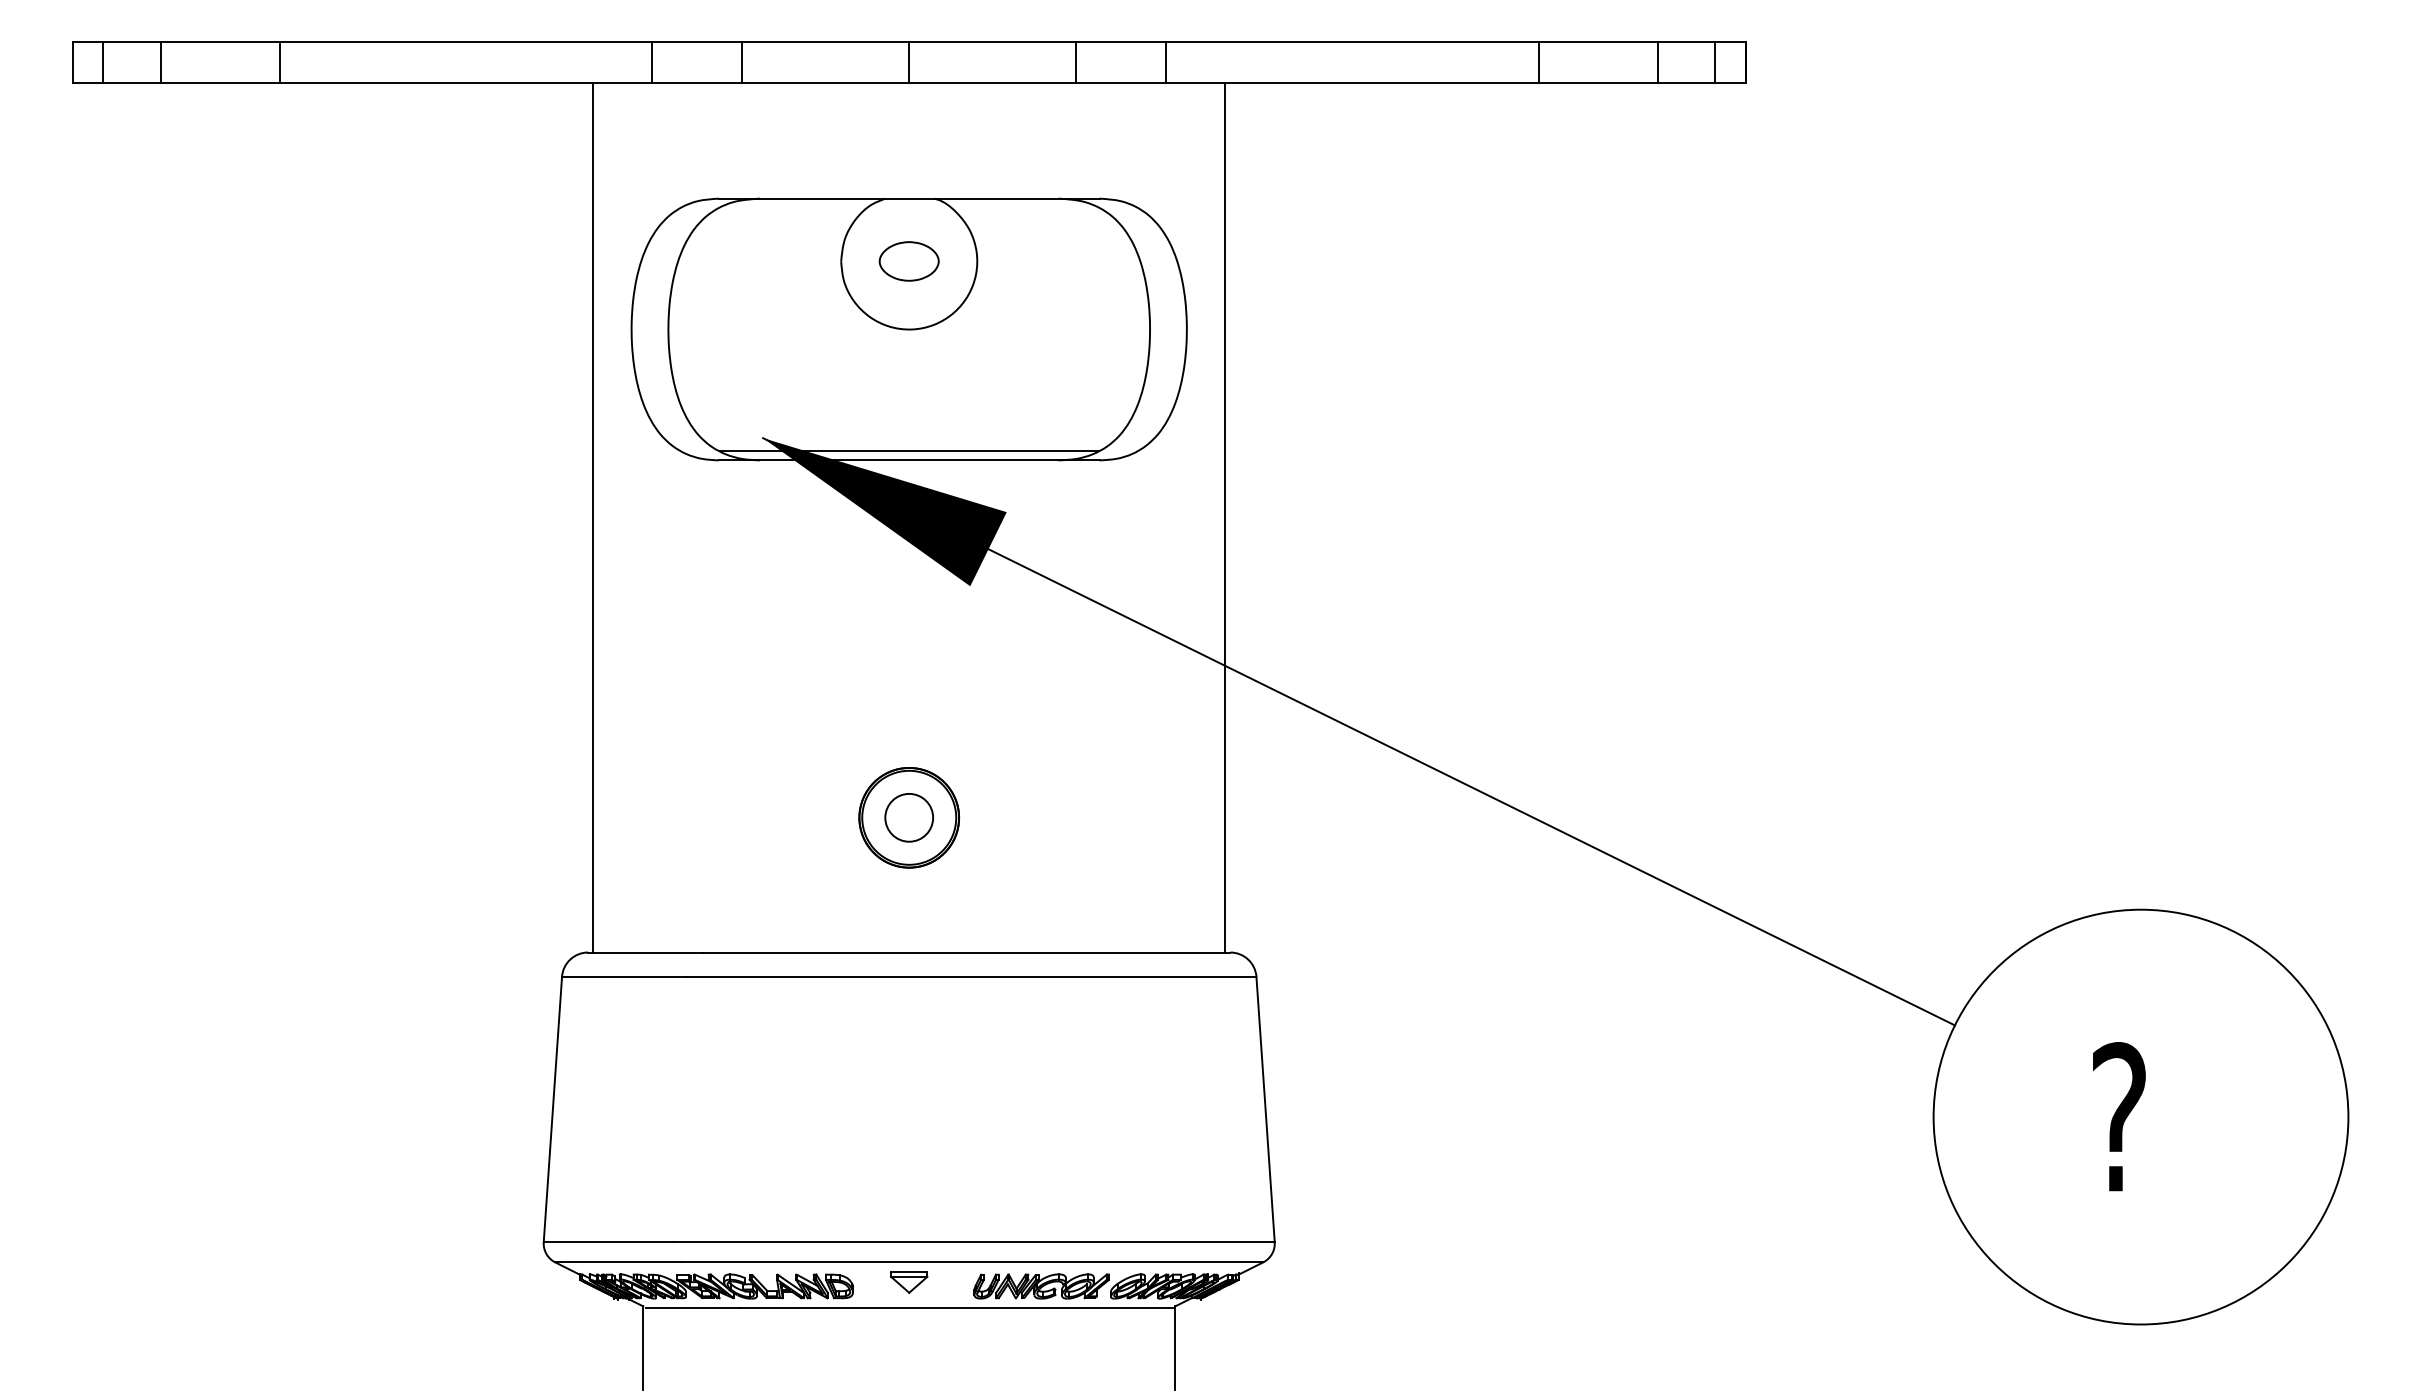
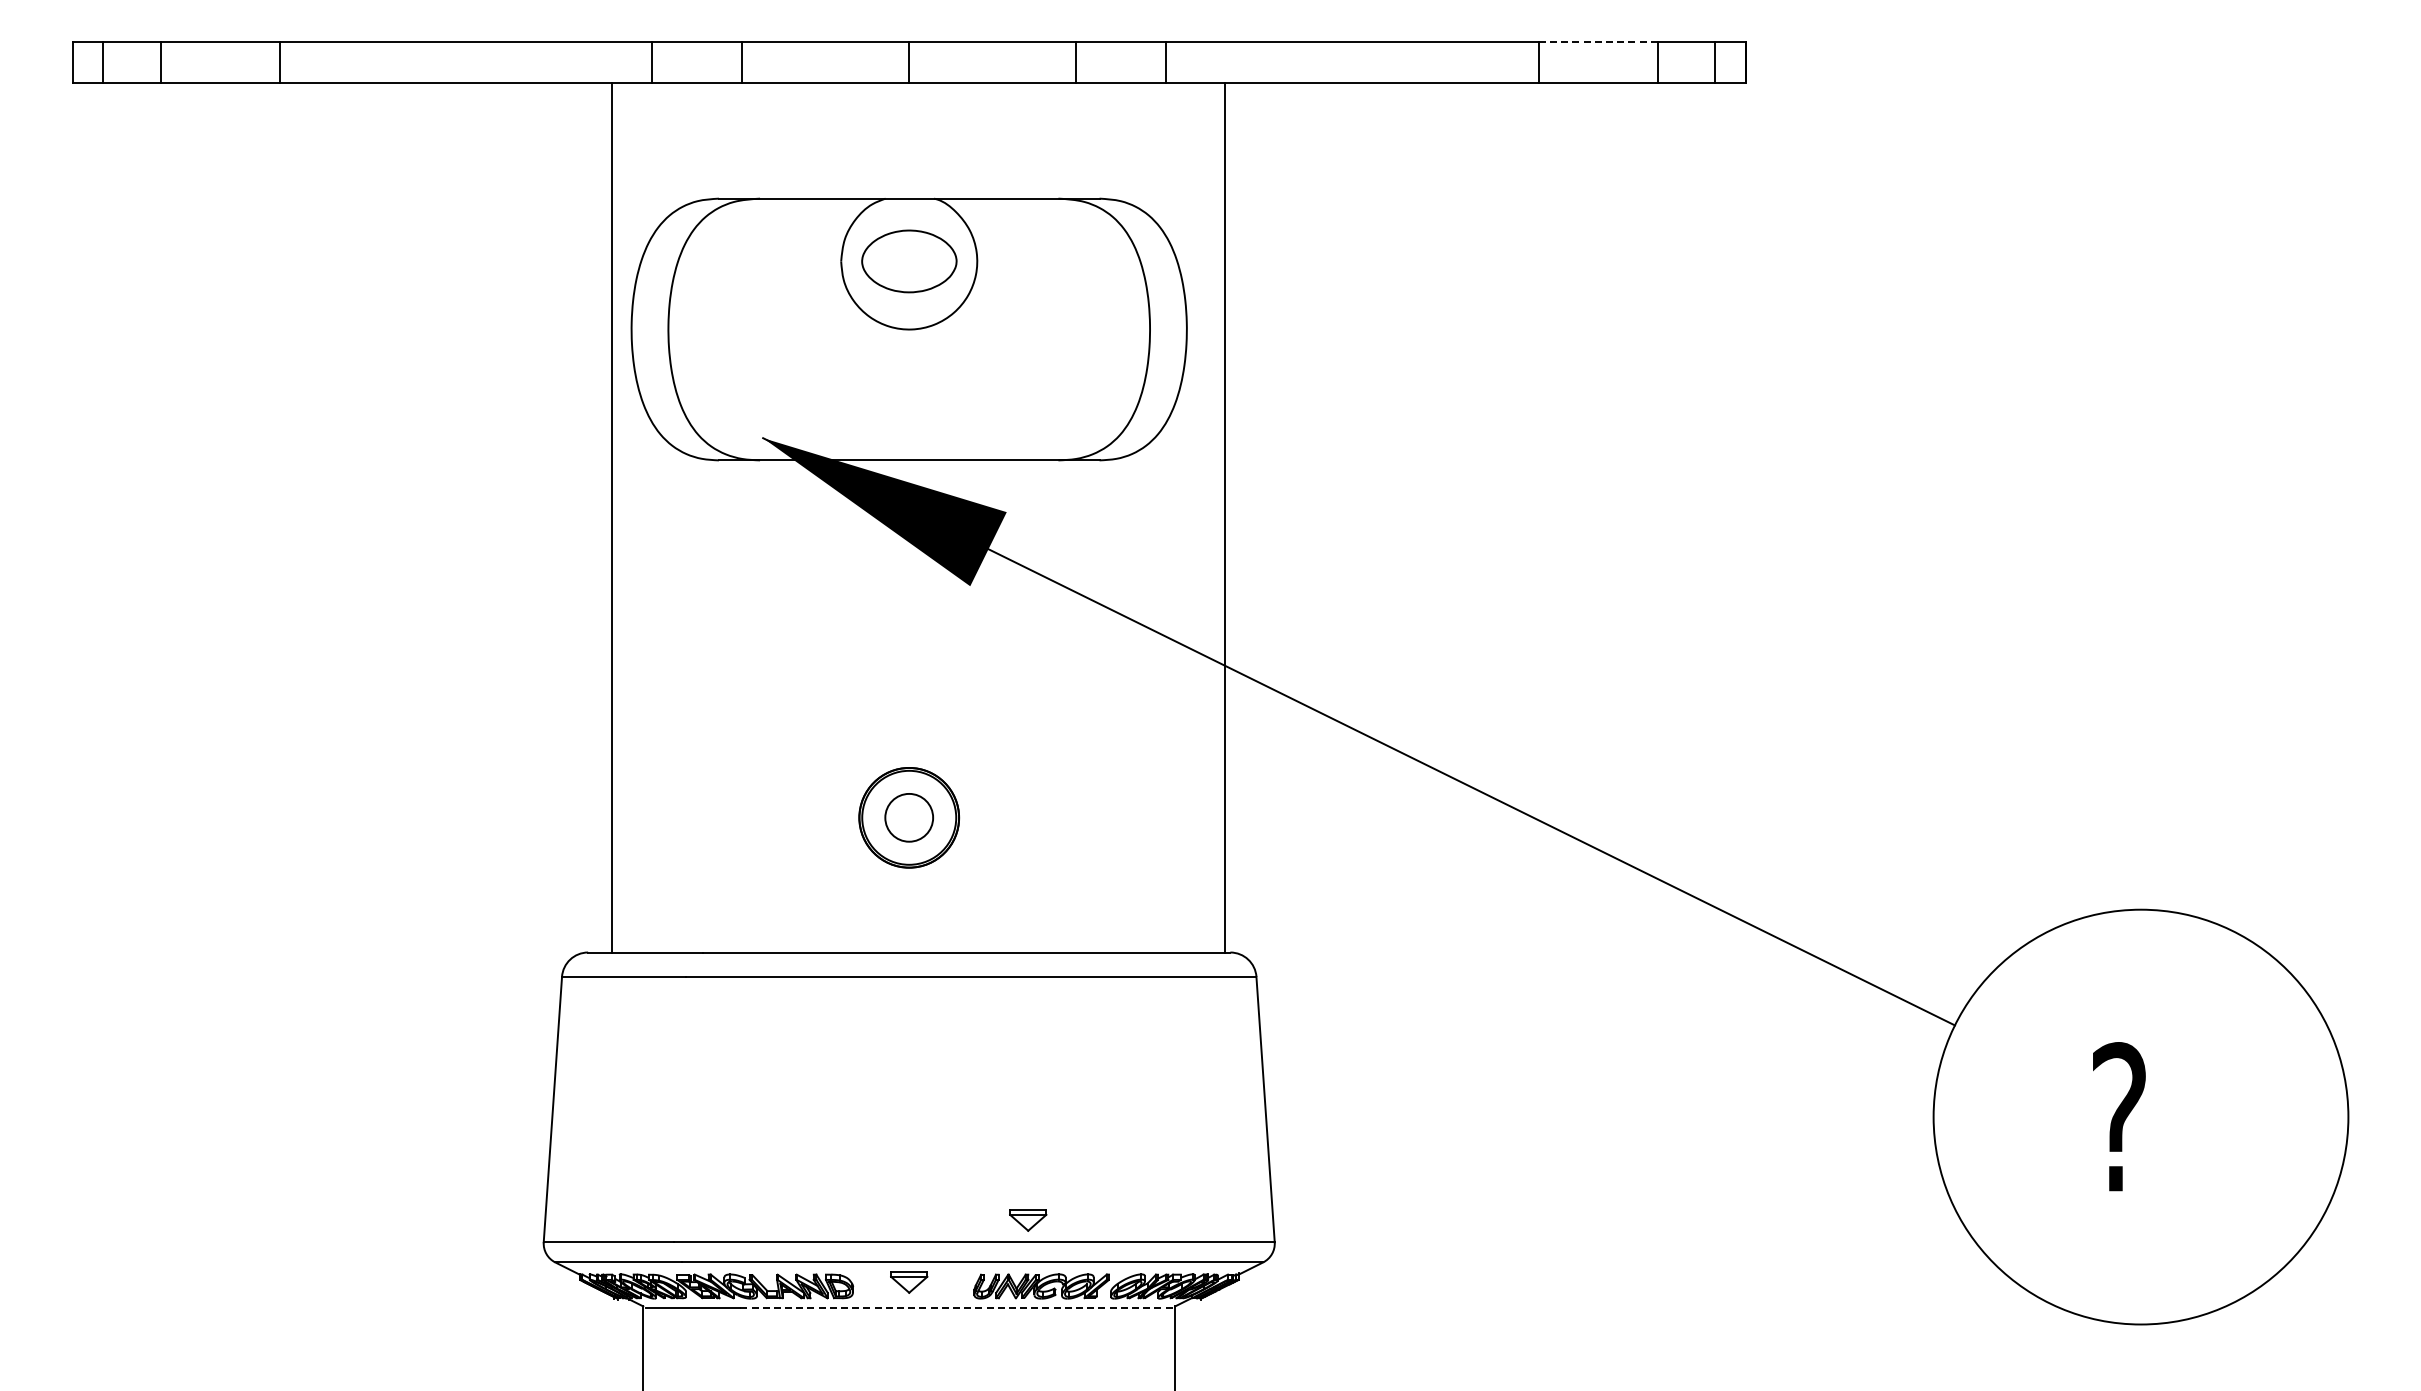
line: solid -> dashed (1598, 41)
part size: 62x41 px -> 97x65 px (909, 261)
line: present -> none (909, 451)
line position: (593, 517) -> (612, 517) (612, 517)
part: none -> present (1028, 1220)
line: solid -> dashed (955, 1307)
